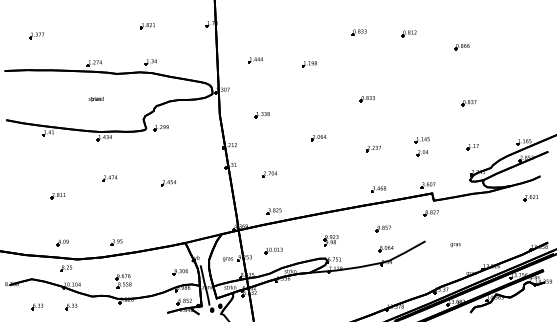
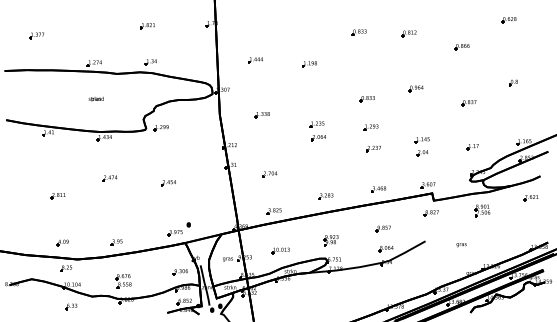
part: none -> present (508, 20)
part: none -> present (513, 82)
part: none -> present (415, 88)
part: none -> present (316, 124)
part: none -> present (370, 127)
part: none -> present (325, 196)
part: none -> present (482, 210)
part: none -> present (178, 229)
text position: (455, 245) -> (461, 245) (461, 245)
part position: (273, 250) -> (280, 250) (280, 250)
part: present -> none (37, 306)
